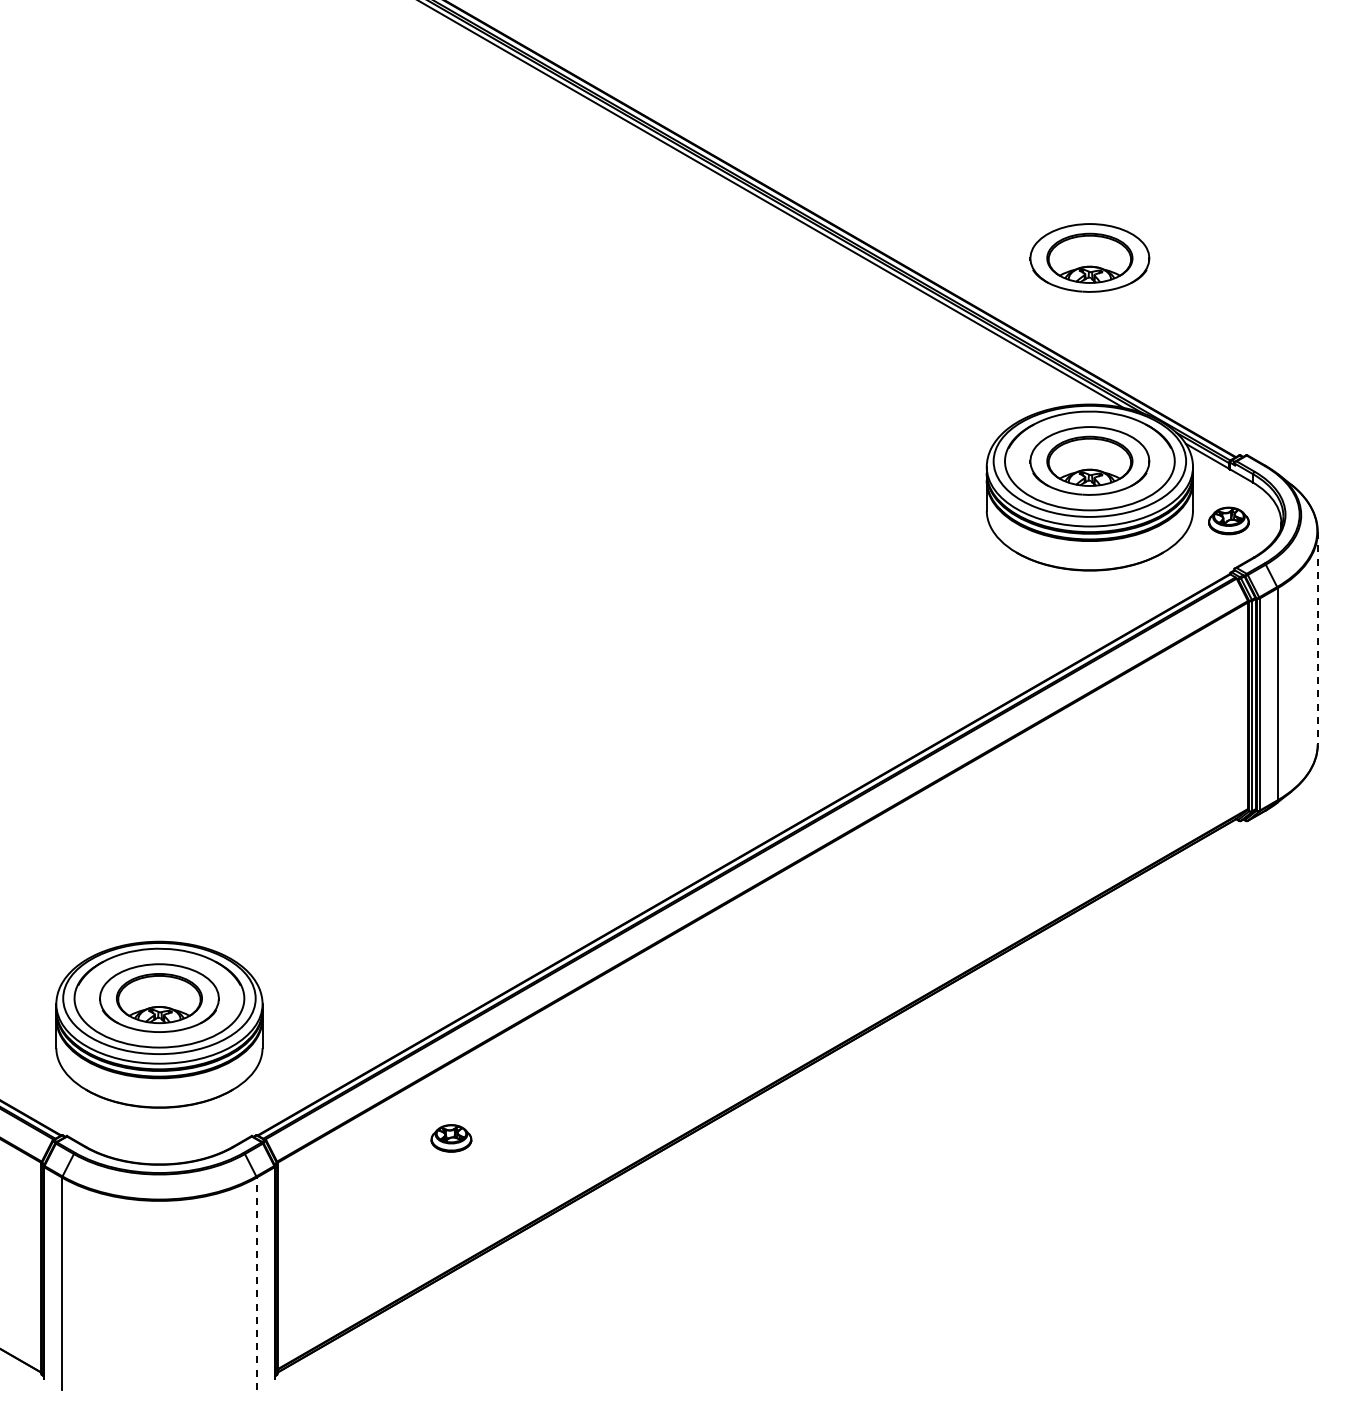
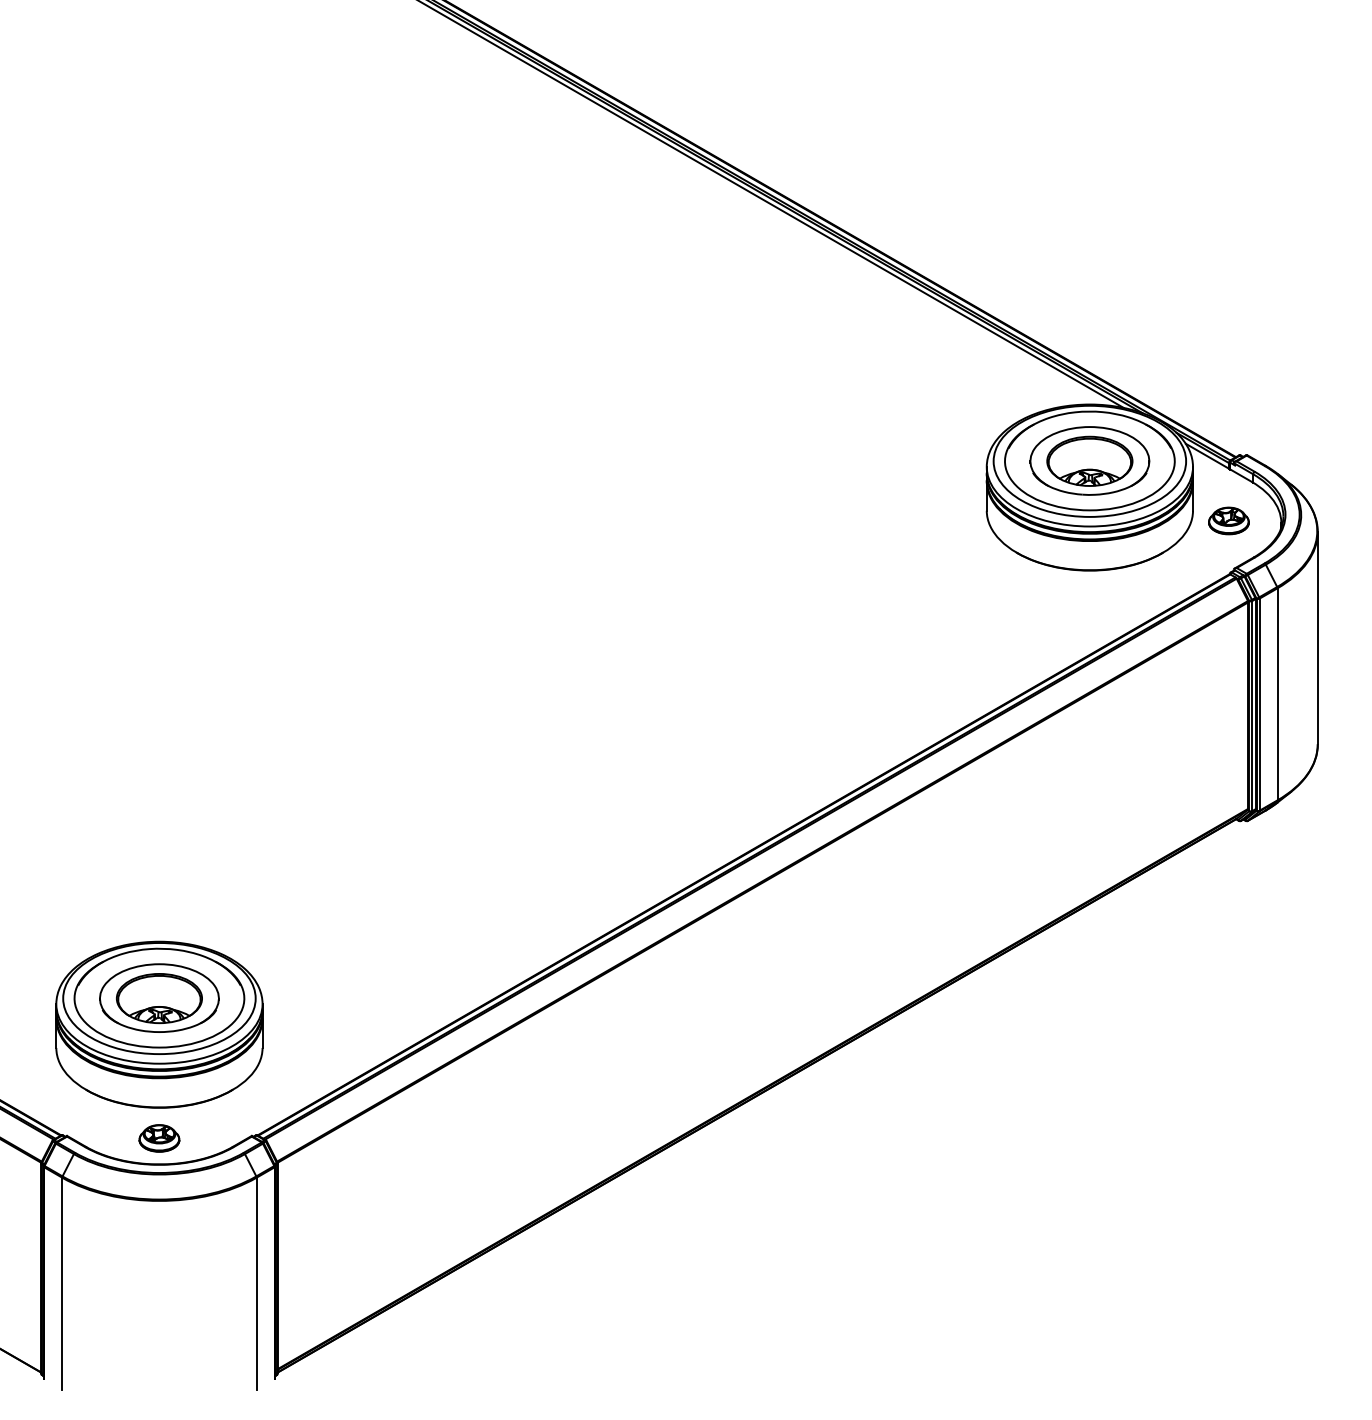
part: present -> none (1089, 257)
line: dashed -> solid (1317, 638)
part position: (451, 1138) -> (159, 1138) (159, 1138)
line: dashed -> solid (256, 1283)
